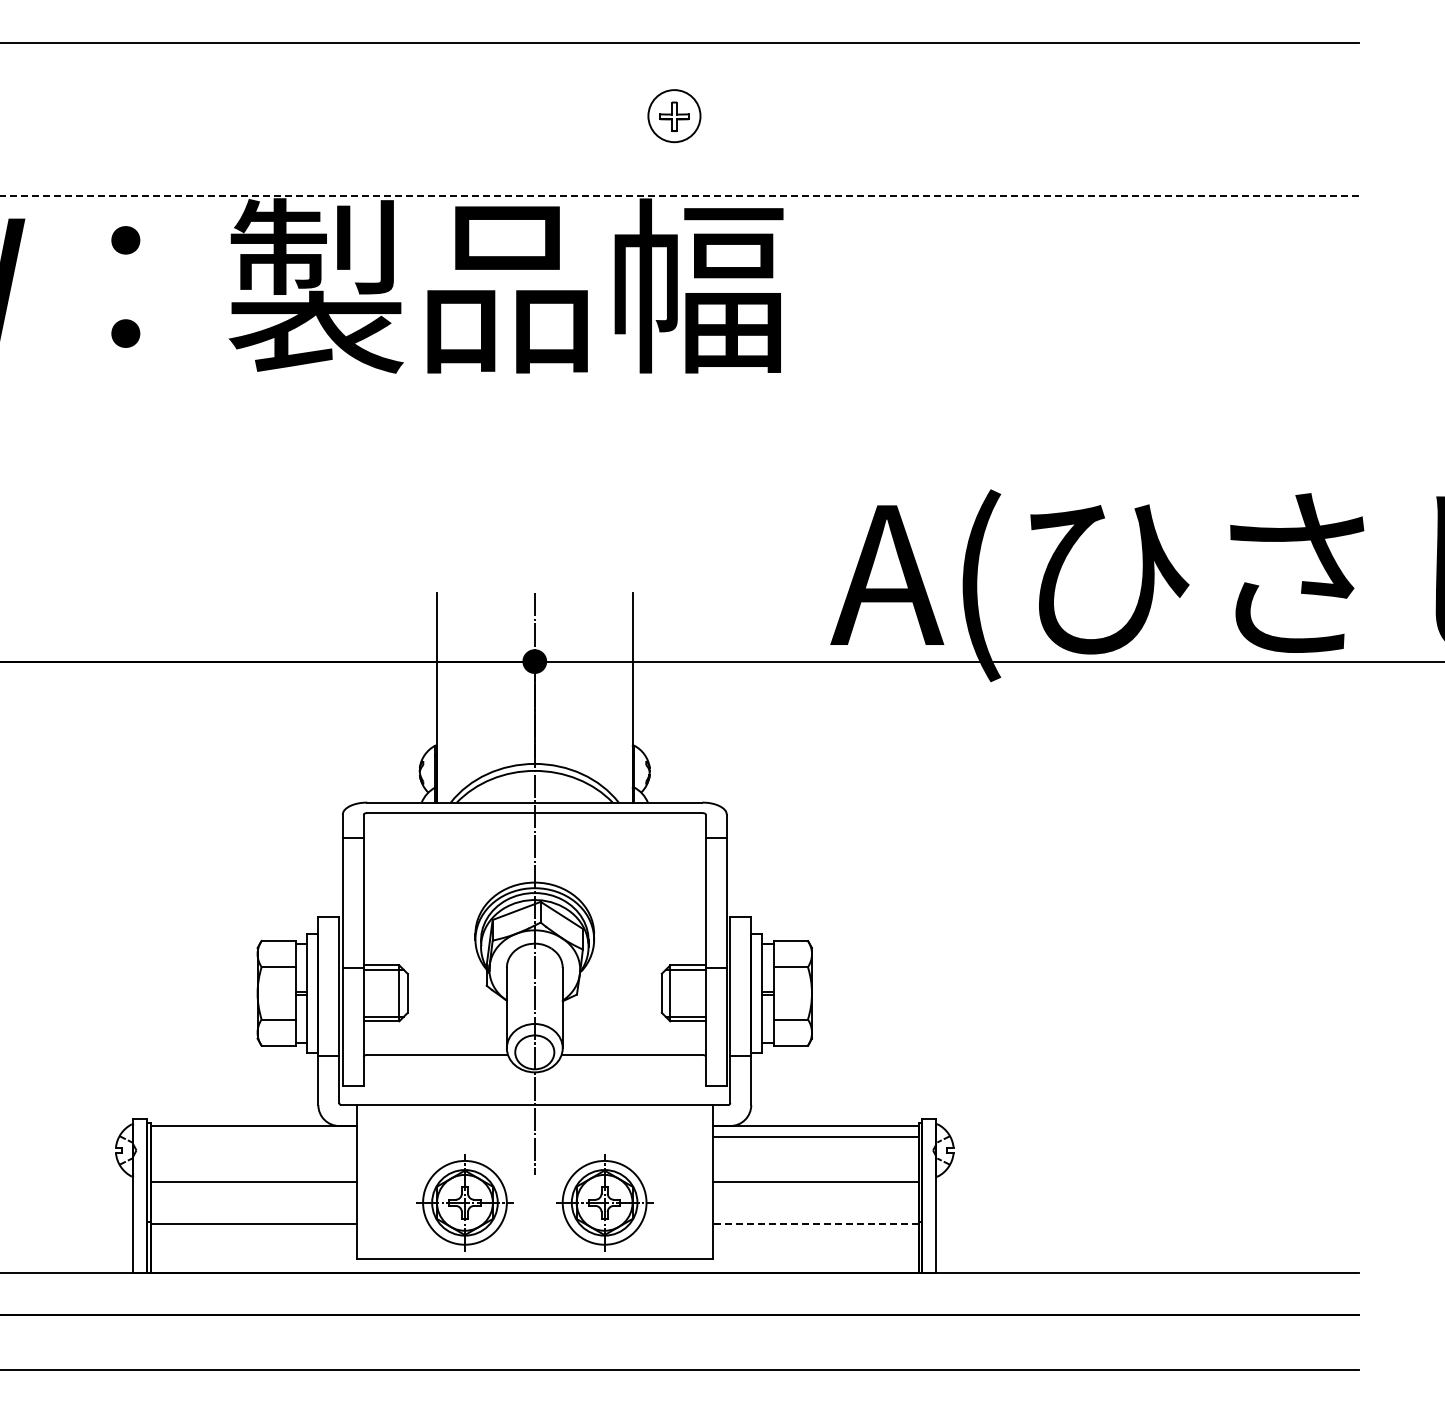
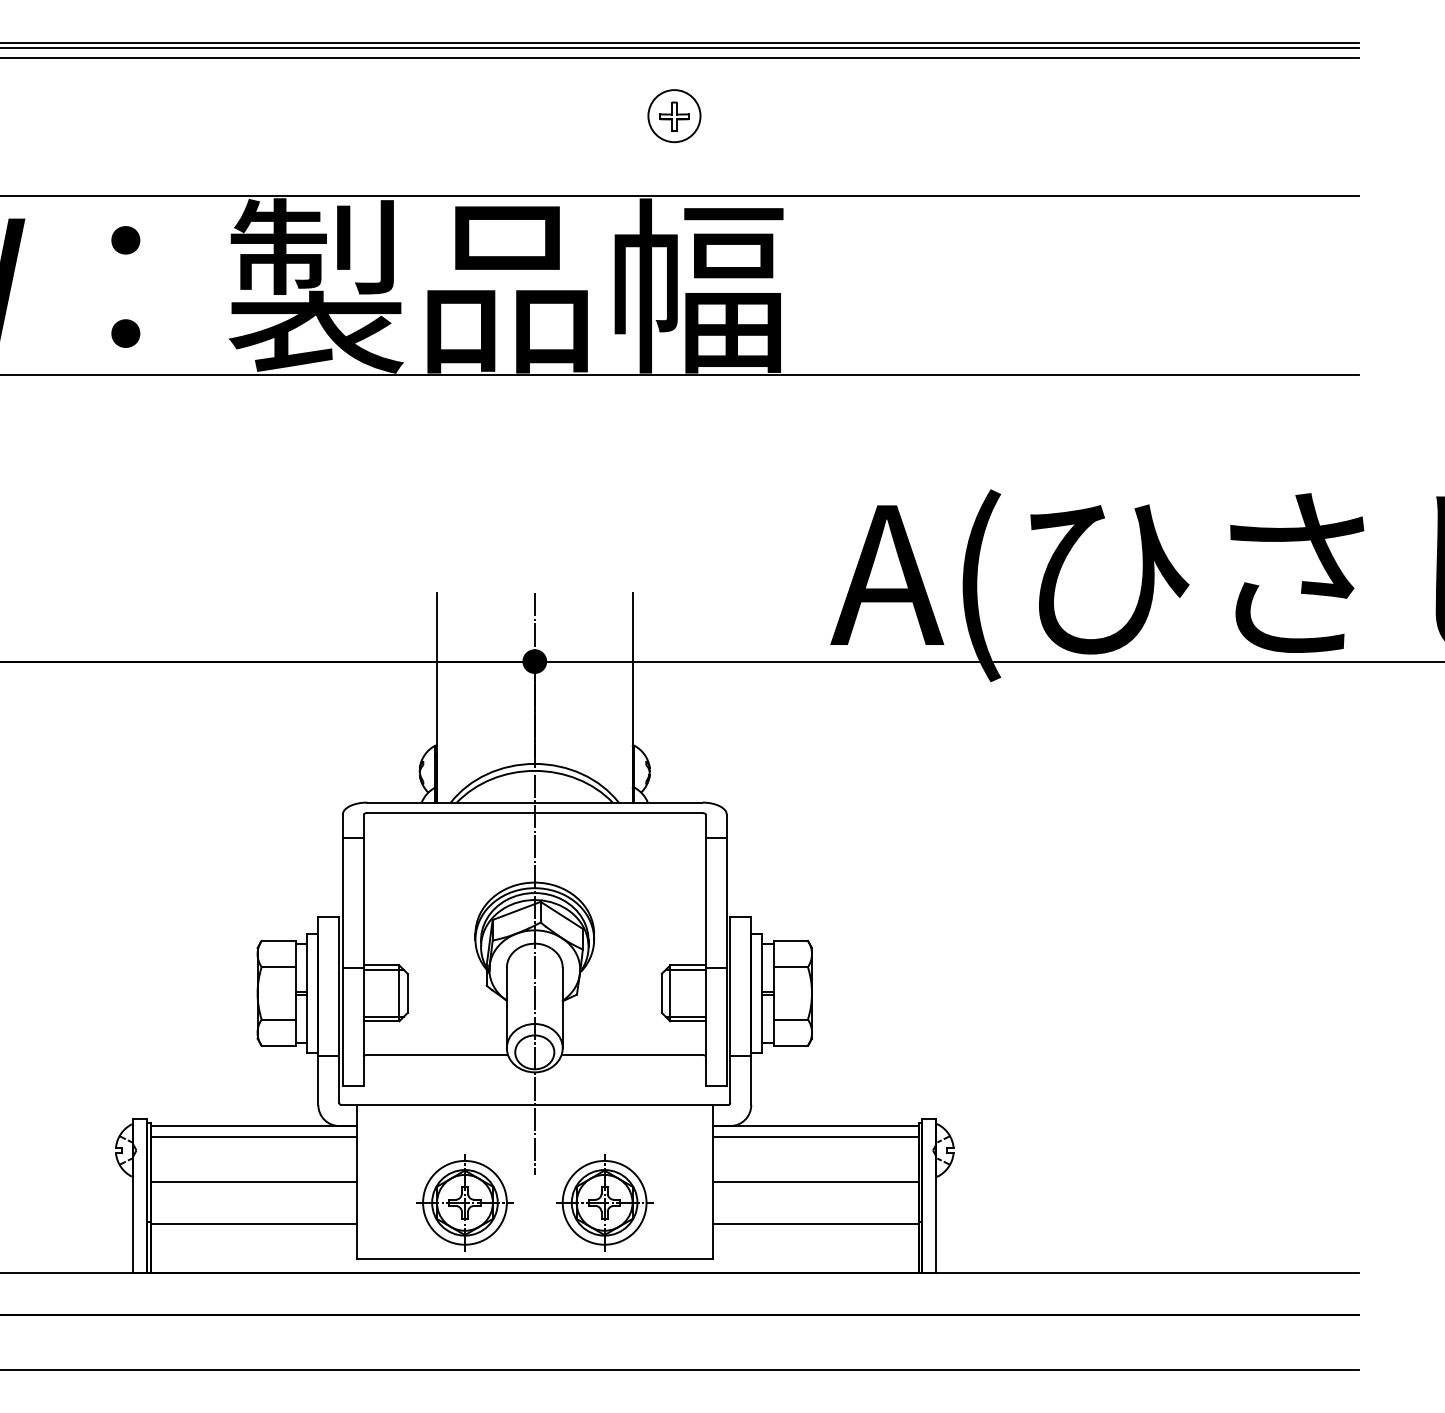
line: none -> present (680, 47)
line: none -> present (680, 58)
line: dashed -> solid (679, 196)
line: none -> present (680, 374)
line: none -> present (253, 1136)
line: dashed -> solid (815, 1223)
